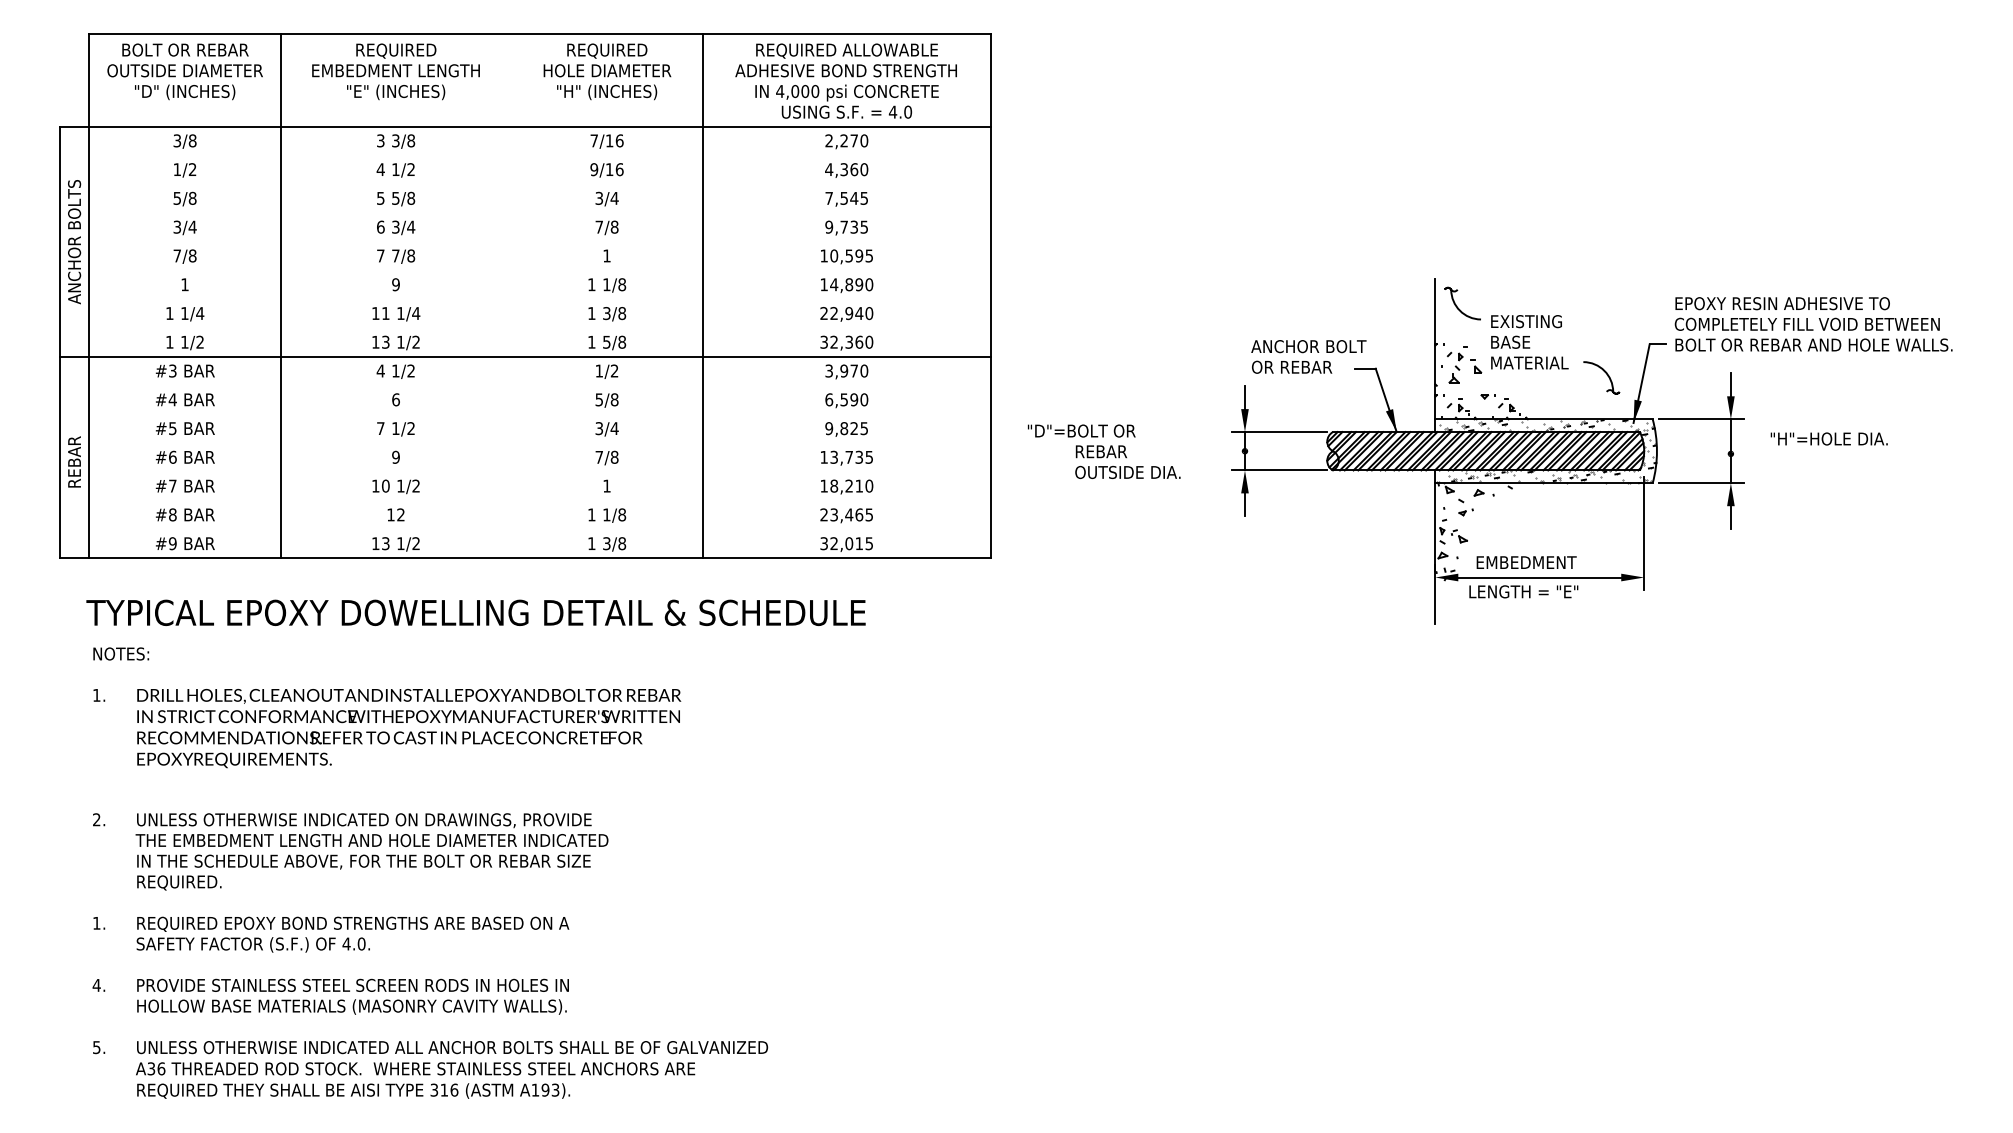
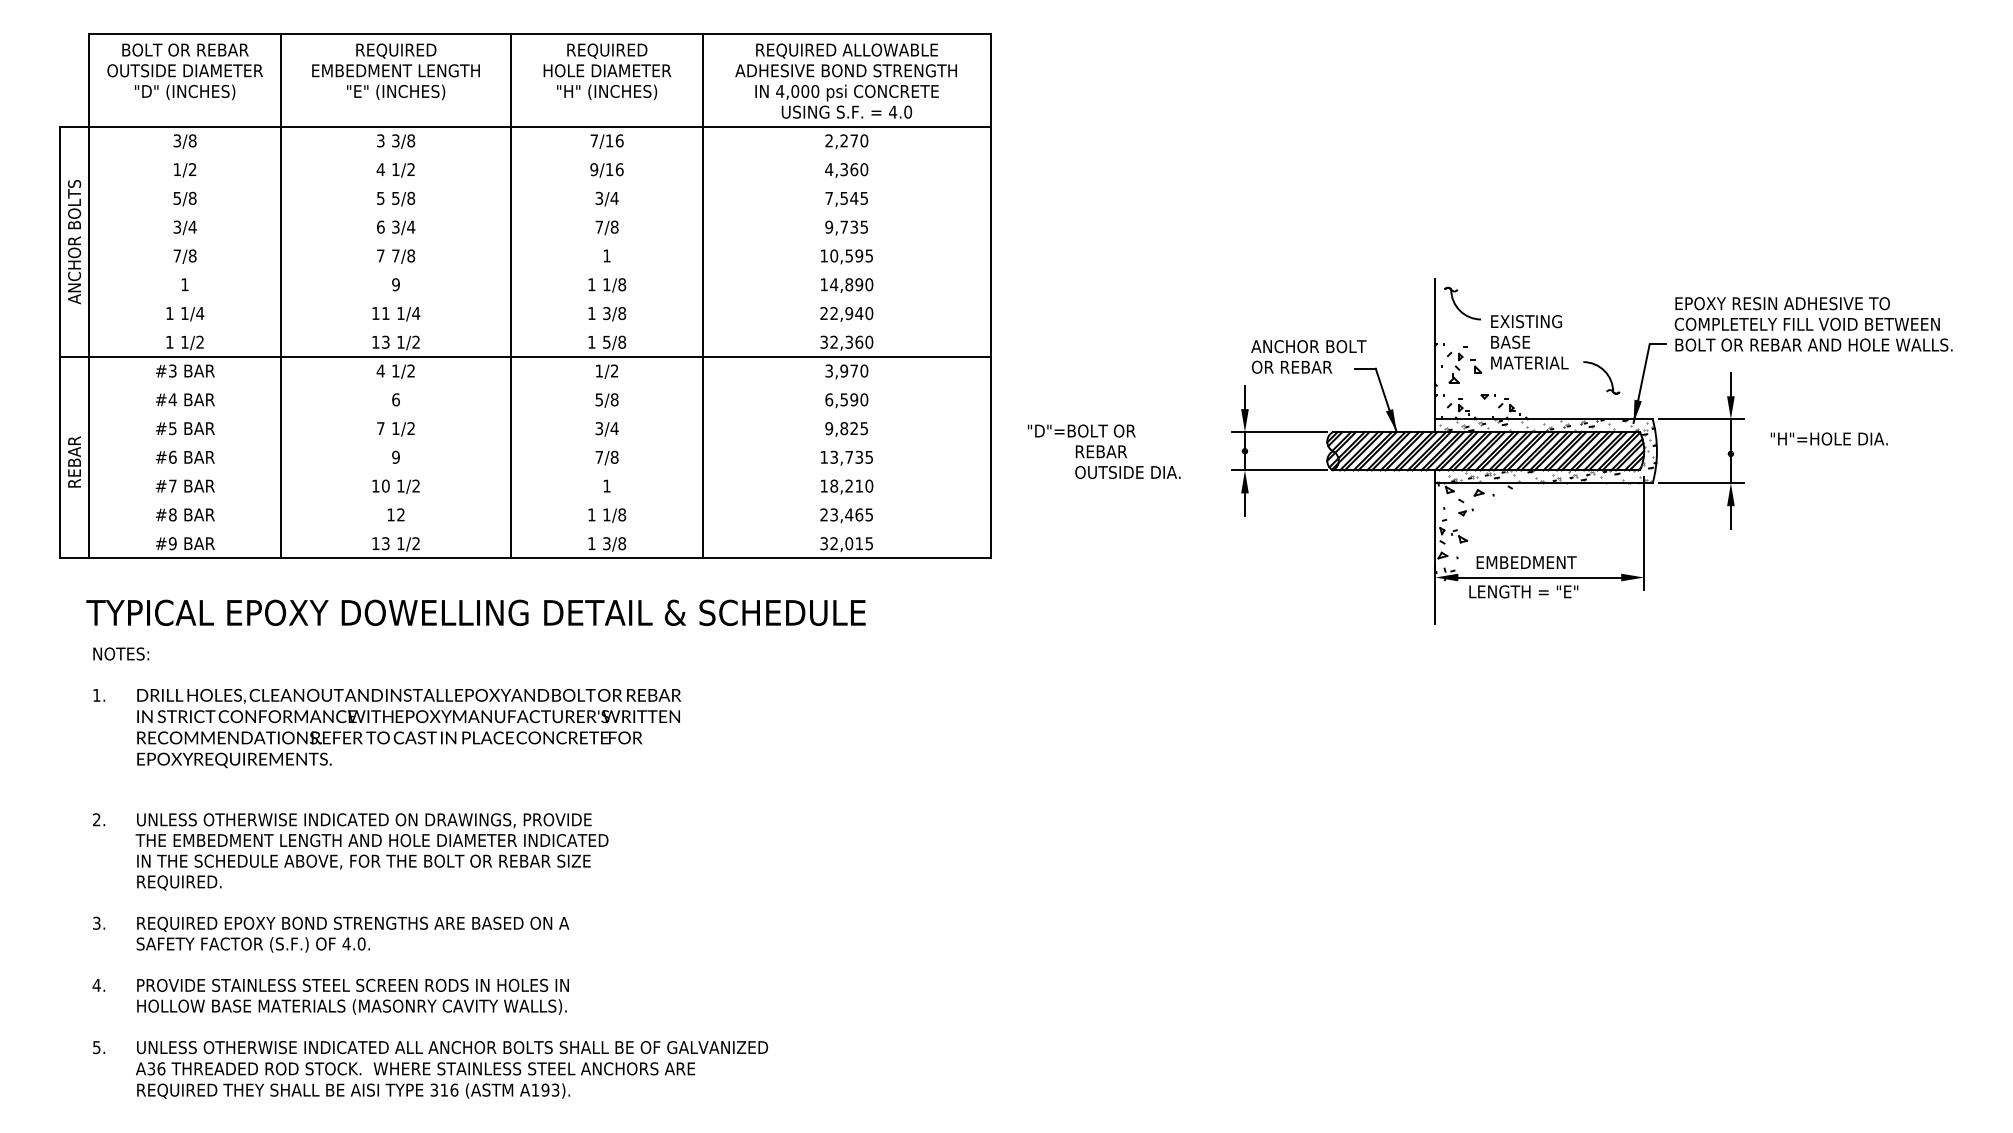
line: none -> present (511, 296)
text: 1. -> 3. (96, 922)
